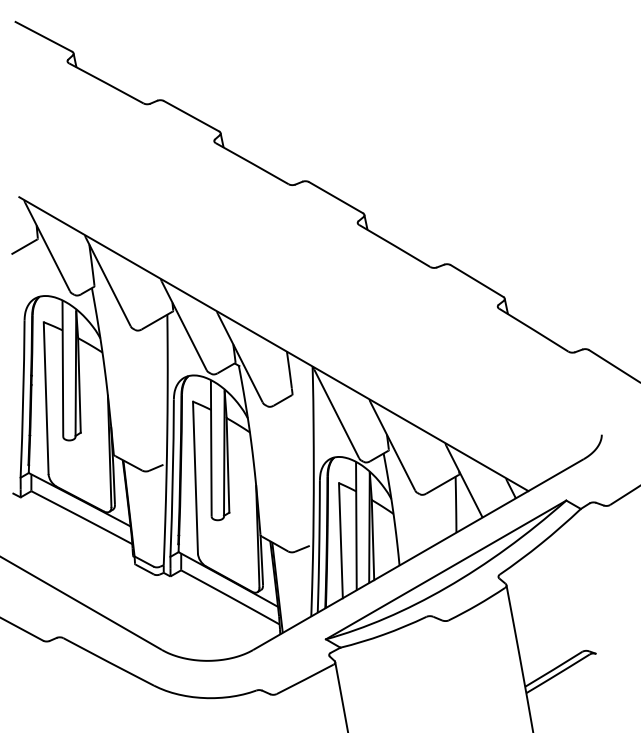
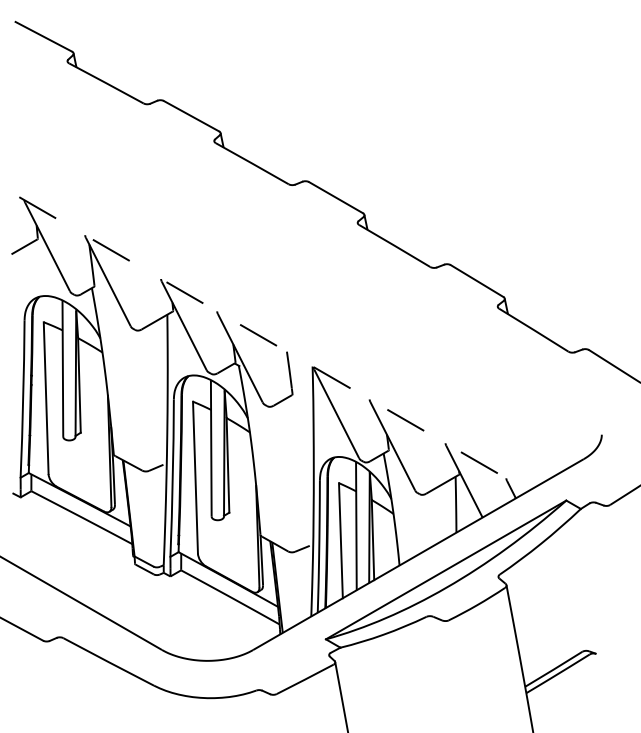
line: solid -> dashed (273, 344)
